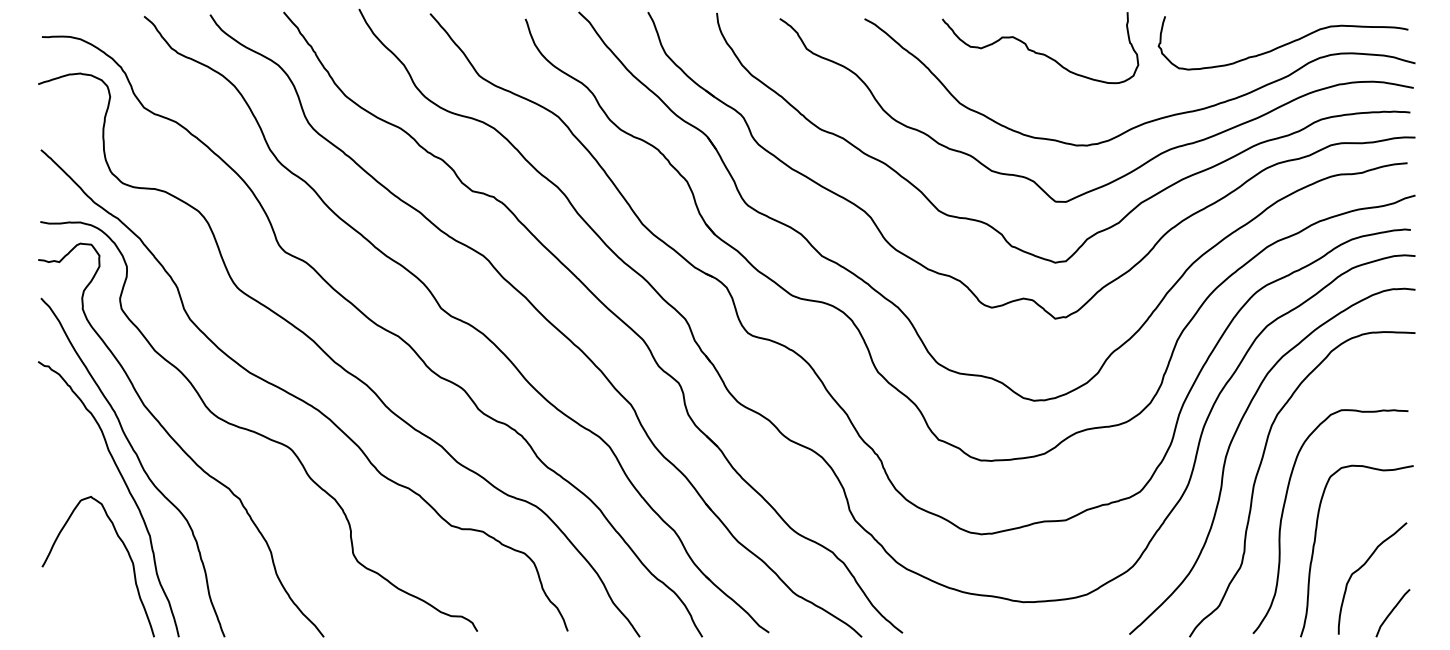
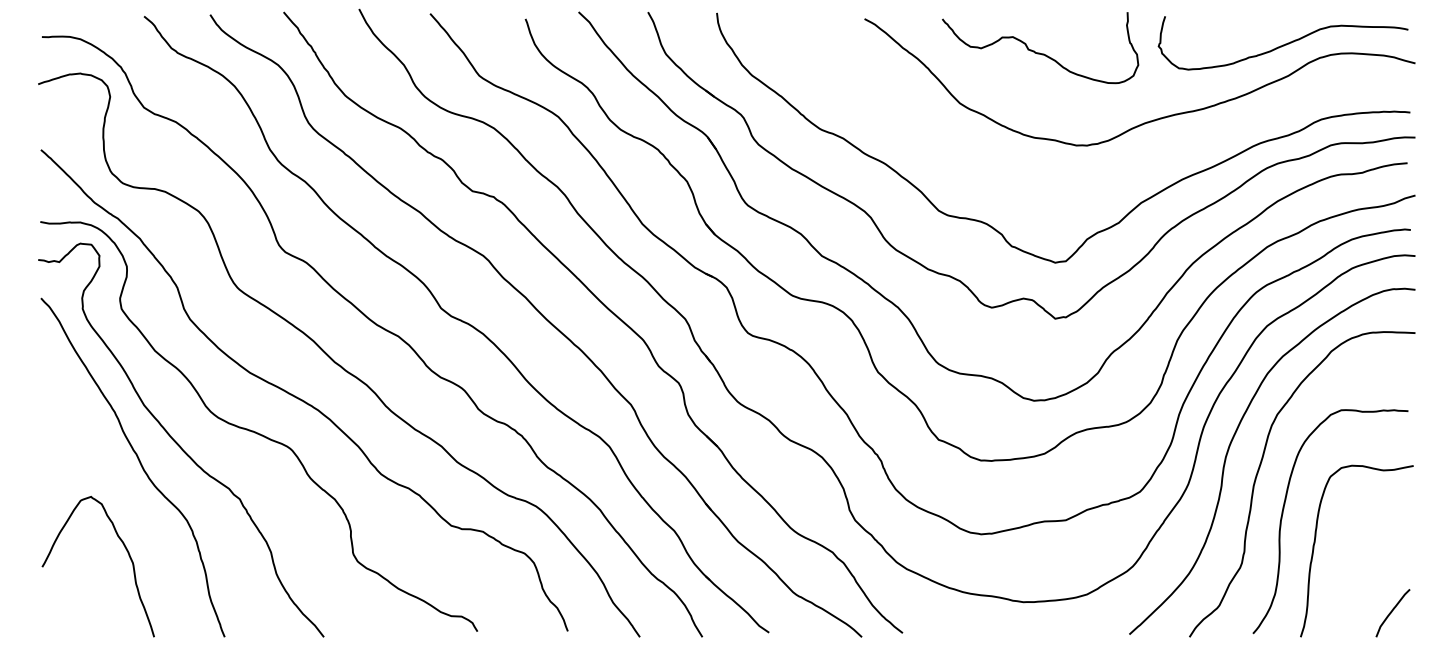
curve: present -> none (1131, 170)
curve: present -> none (128, 492)
curve: present -> none (1362, 567)
